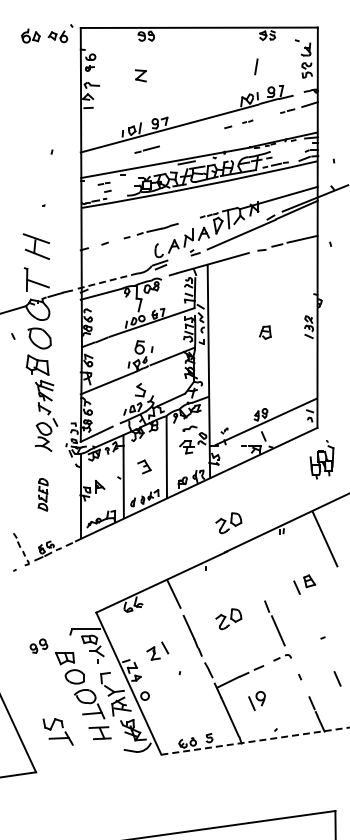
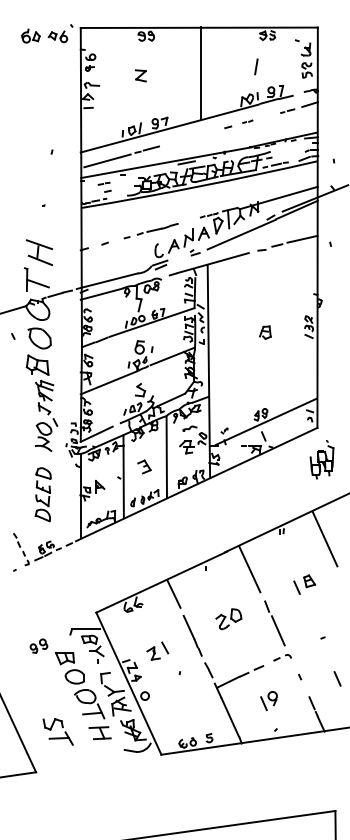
line: none -> present (200, 73)
line: none -> present (107, 160)
part position: (35, 246) -> (38, 252) (38, 252)
line: dashed -> solid (107, 281)
part size: 12x34 px -> 18x56 px (42, 494)
part: present -> none (228, 523)
line: none -> present (249, 569)
part position: (256, 701) -> (268, 701) (268, 701)
line: dashed -> solid (255, 741)
